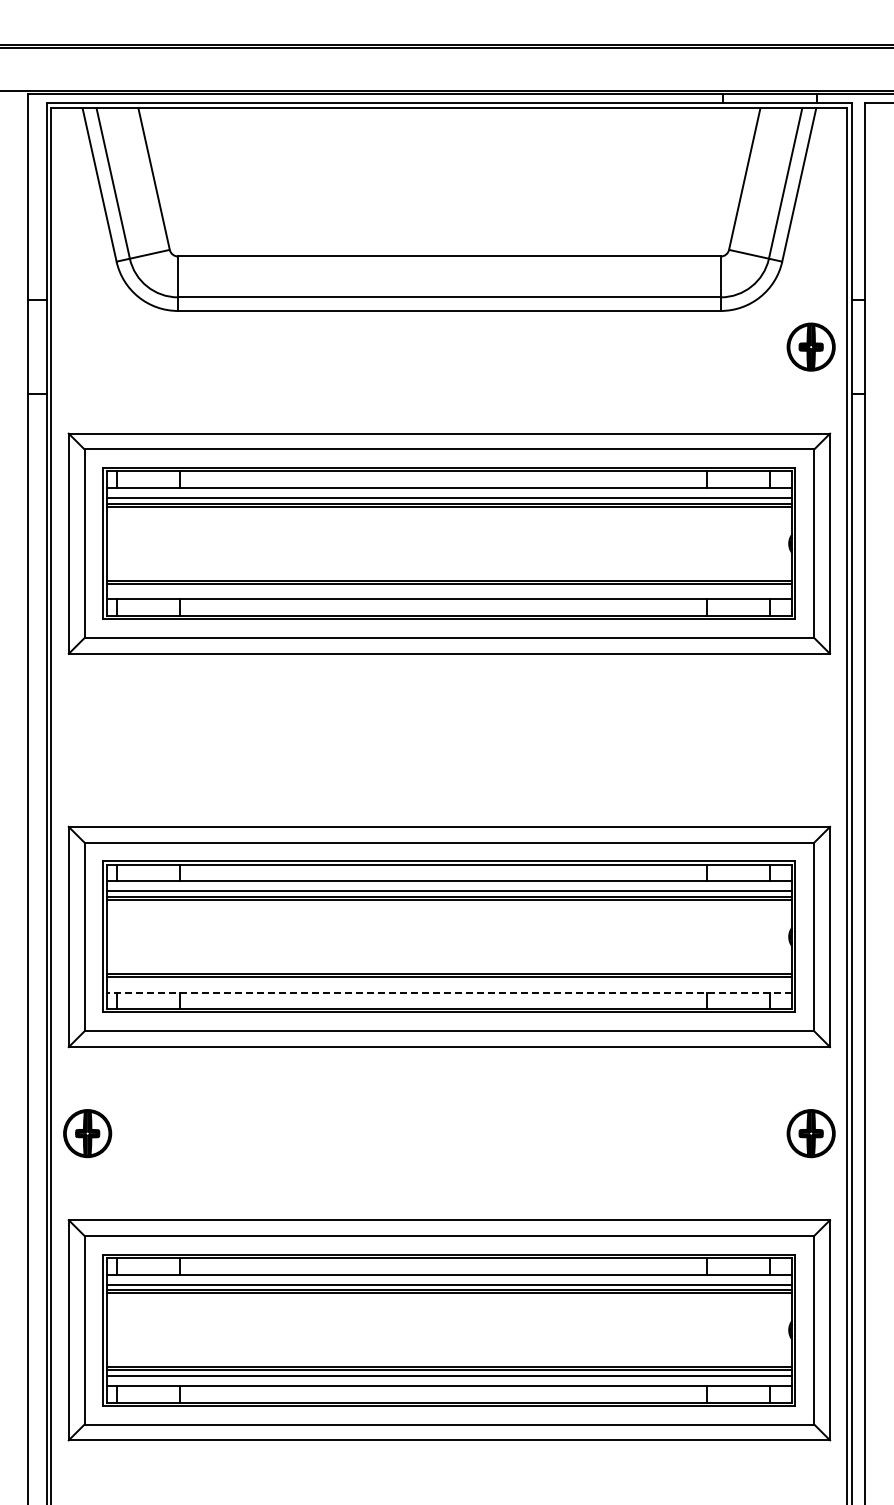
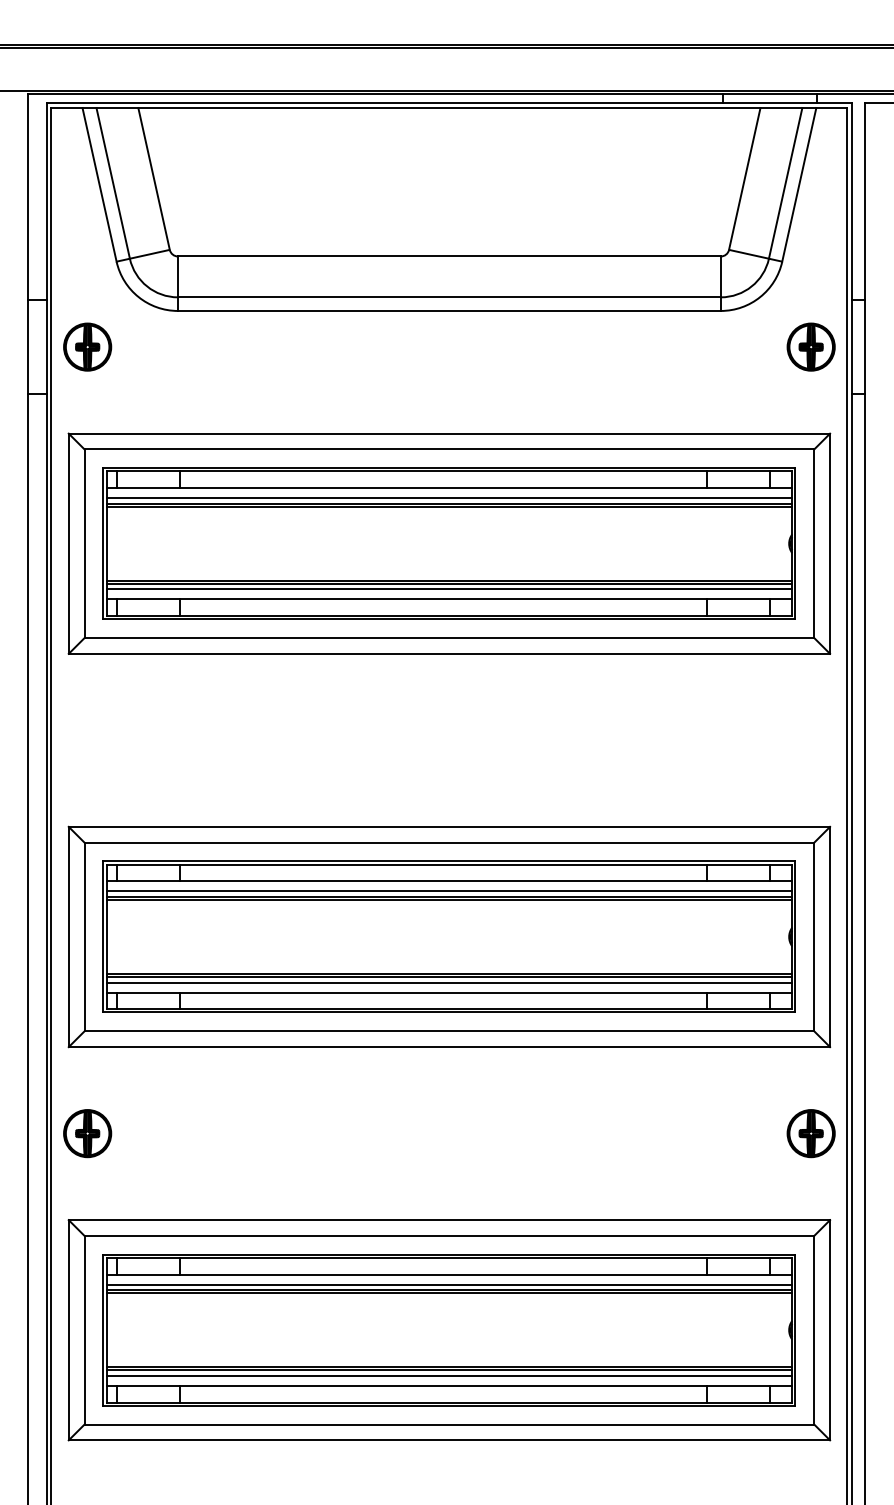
part: none -> present (87, 346)
line: none -> present (449, 589)
line: none -> present (449, 982)
line: dashed -> solid (449, 992)
